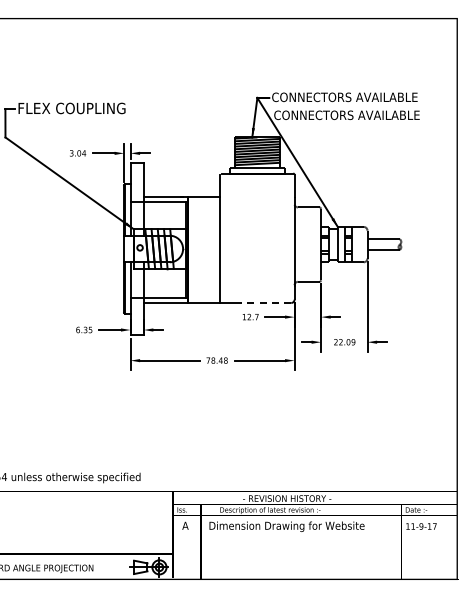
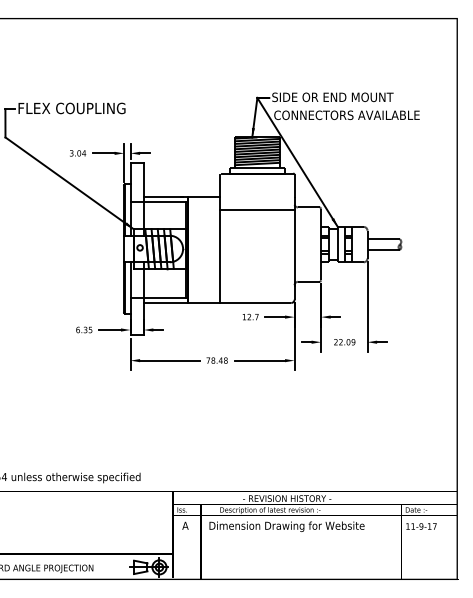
text: CONNECTORS AVAILABLE -> SIDE OR END MOUNT (344, 97)
line: none -> present (257, 210)
line: dashed -> solid (263, 302)
